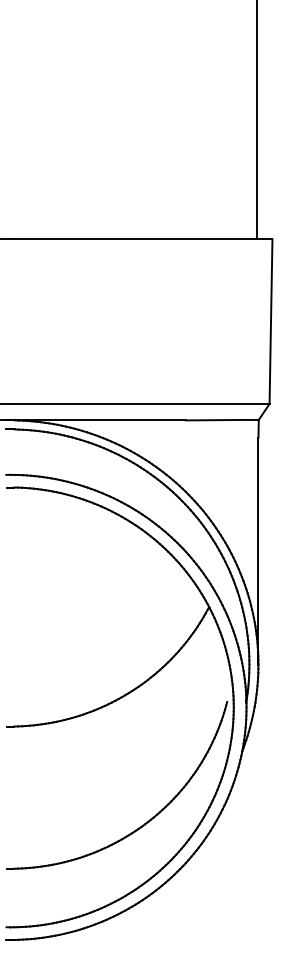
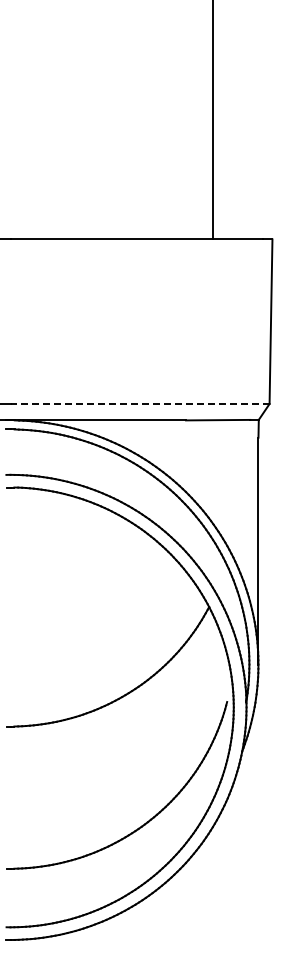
line position: (257, 120) -> (213, 120) (213, 120)
line: solid -> dashed (140, 403)
